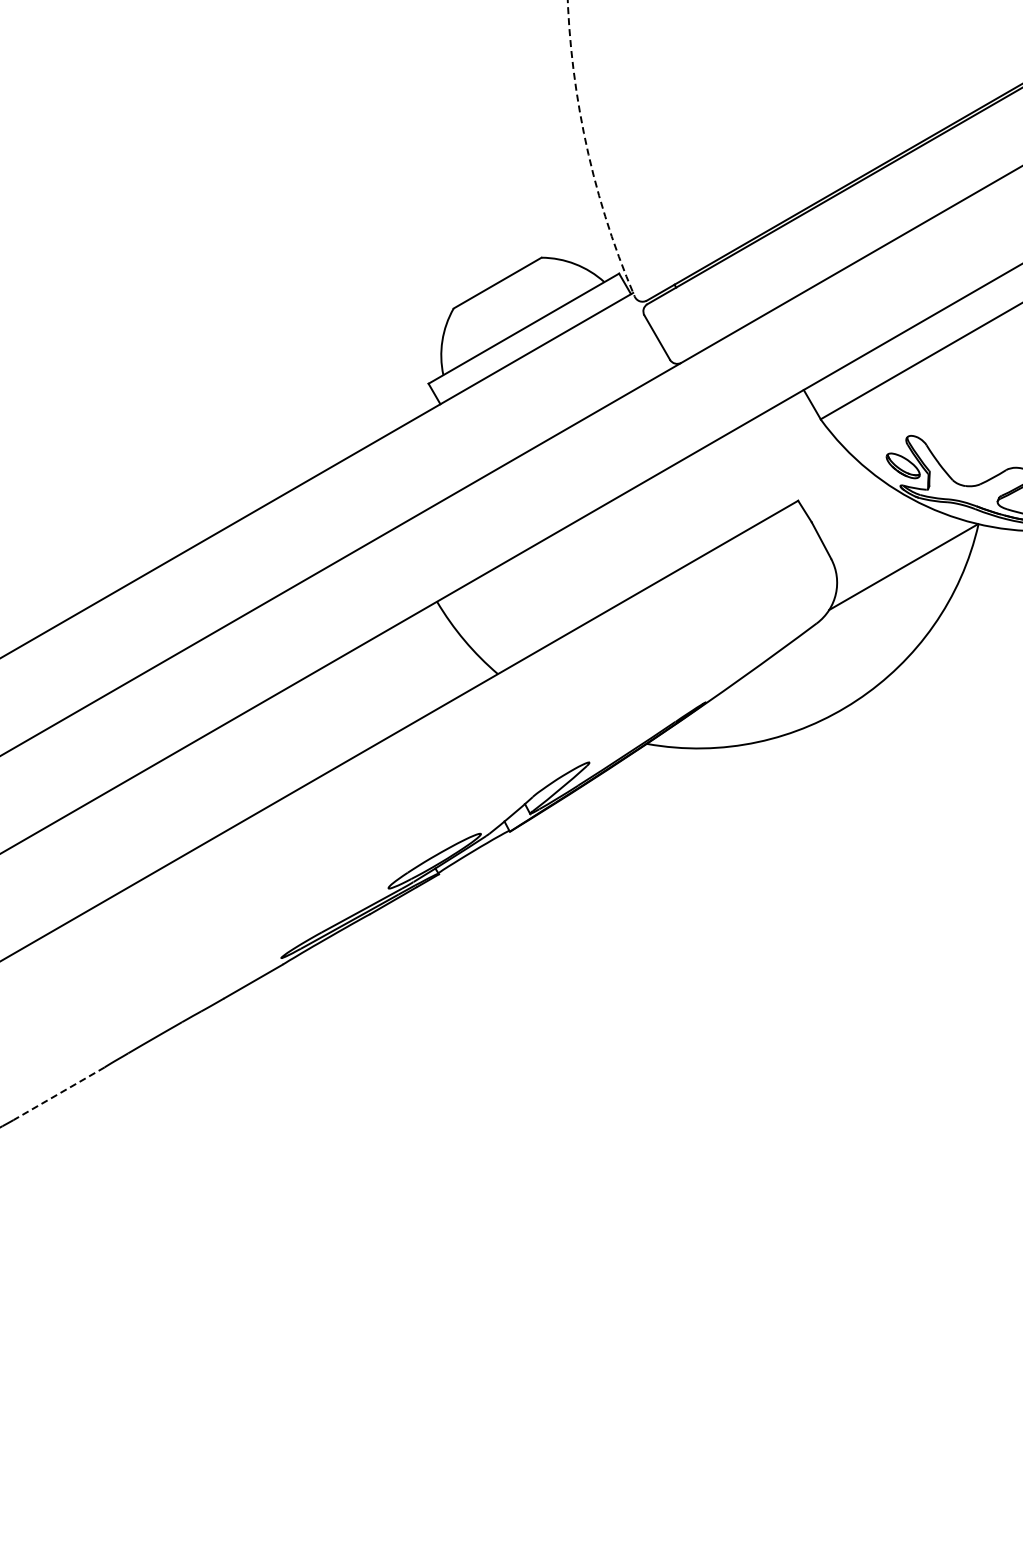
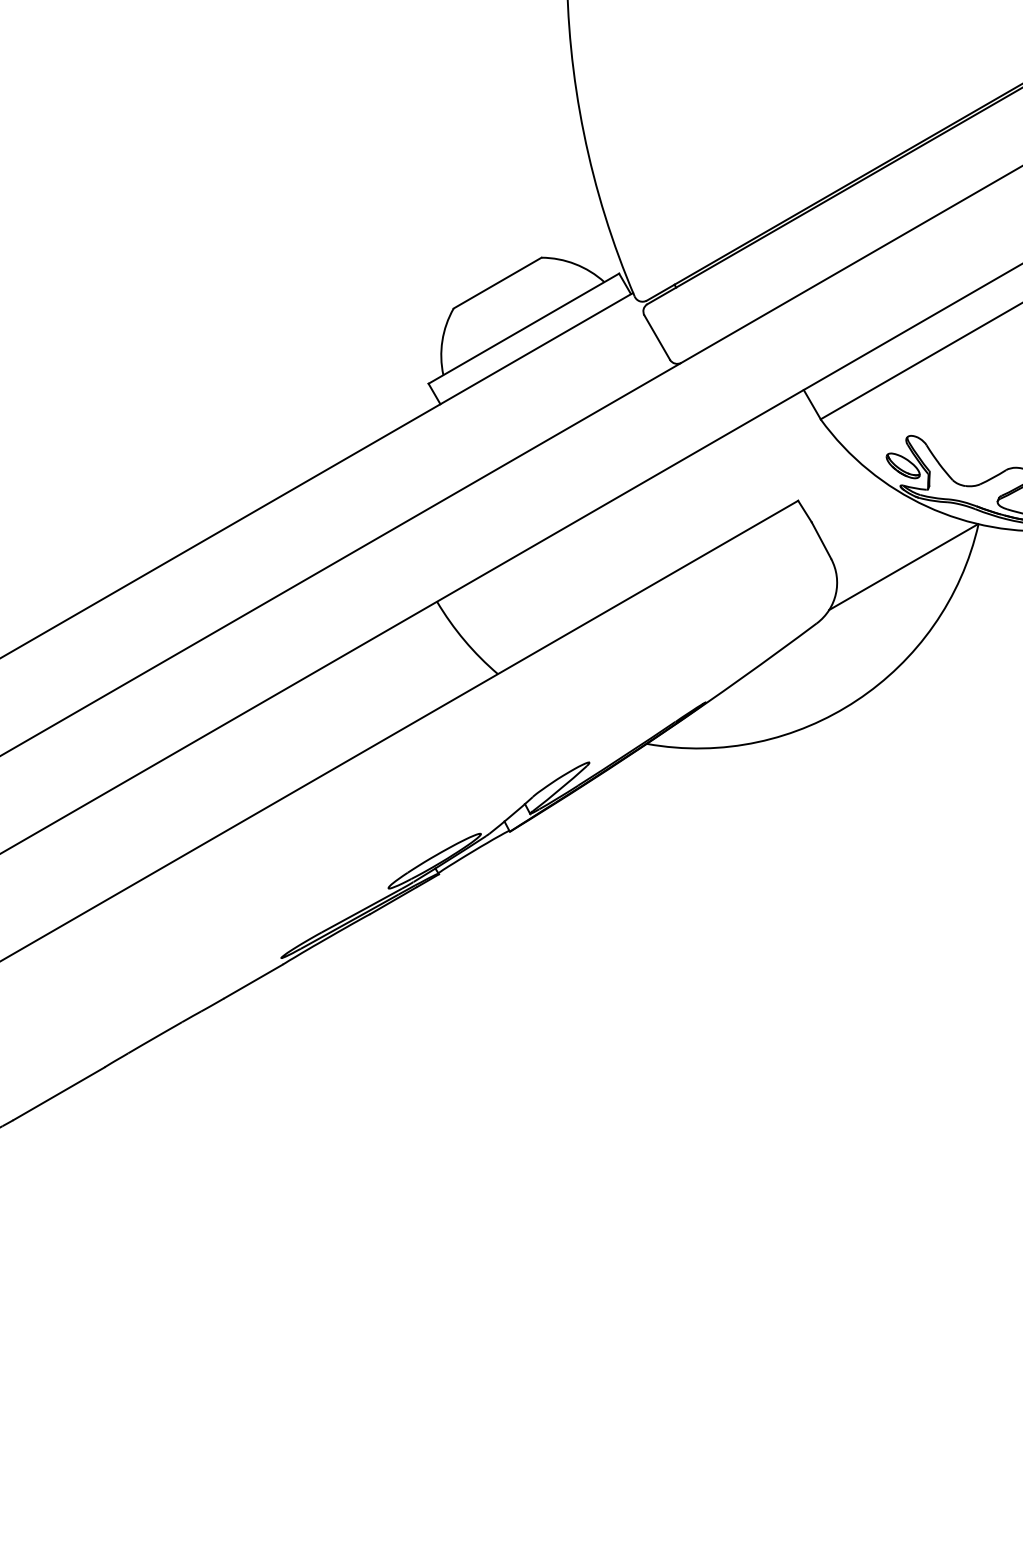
arc: dashed -> solid (587, 151)
line: dashed -> solid (59, 1093)
